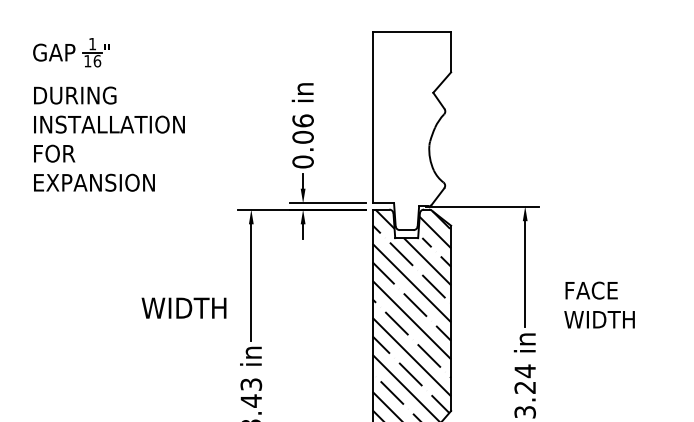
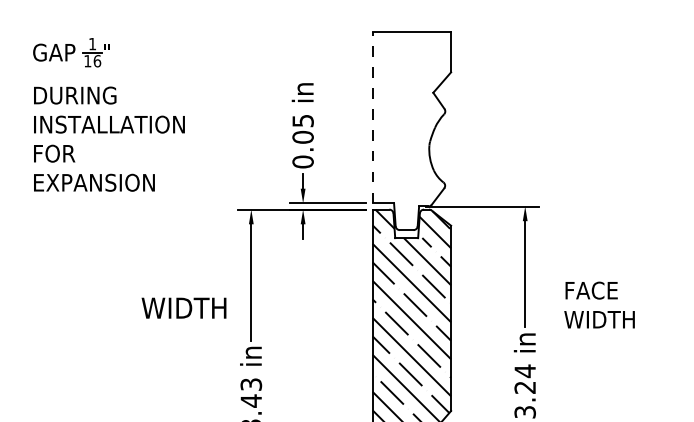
line: solid -> dashed (372, 117)
text: 0.06 -> 0.05 (302, 120)
